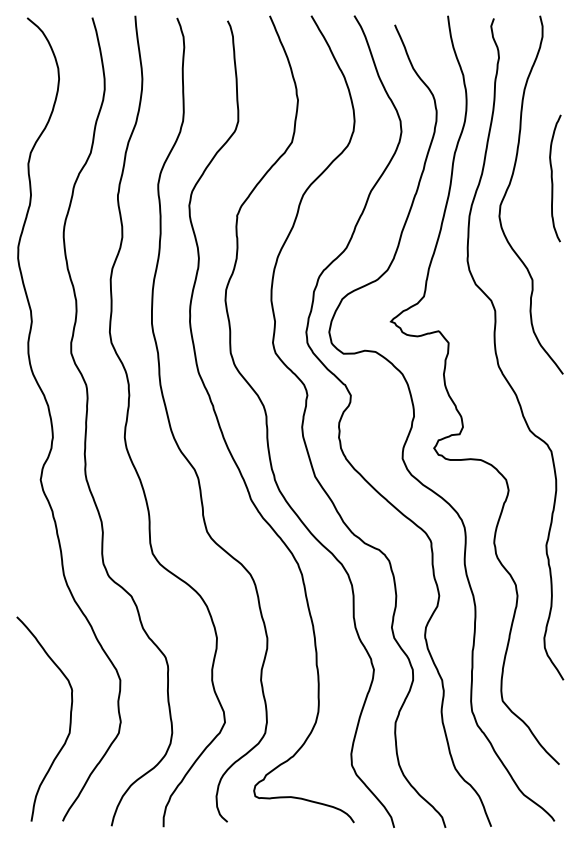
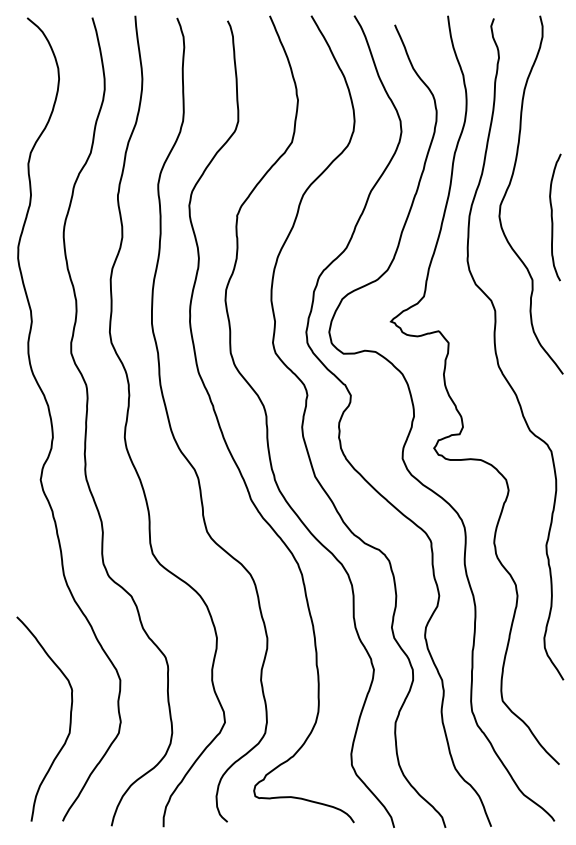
curve position: (552, 178) -> (552, 217) (552, 217)
